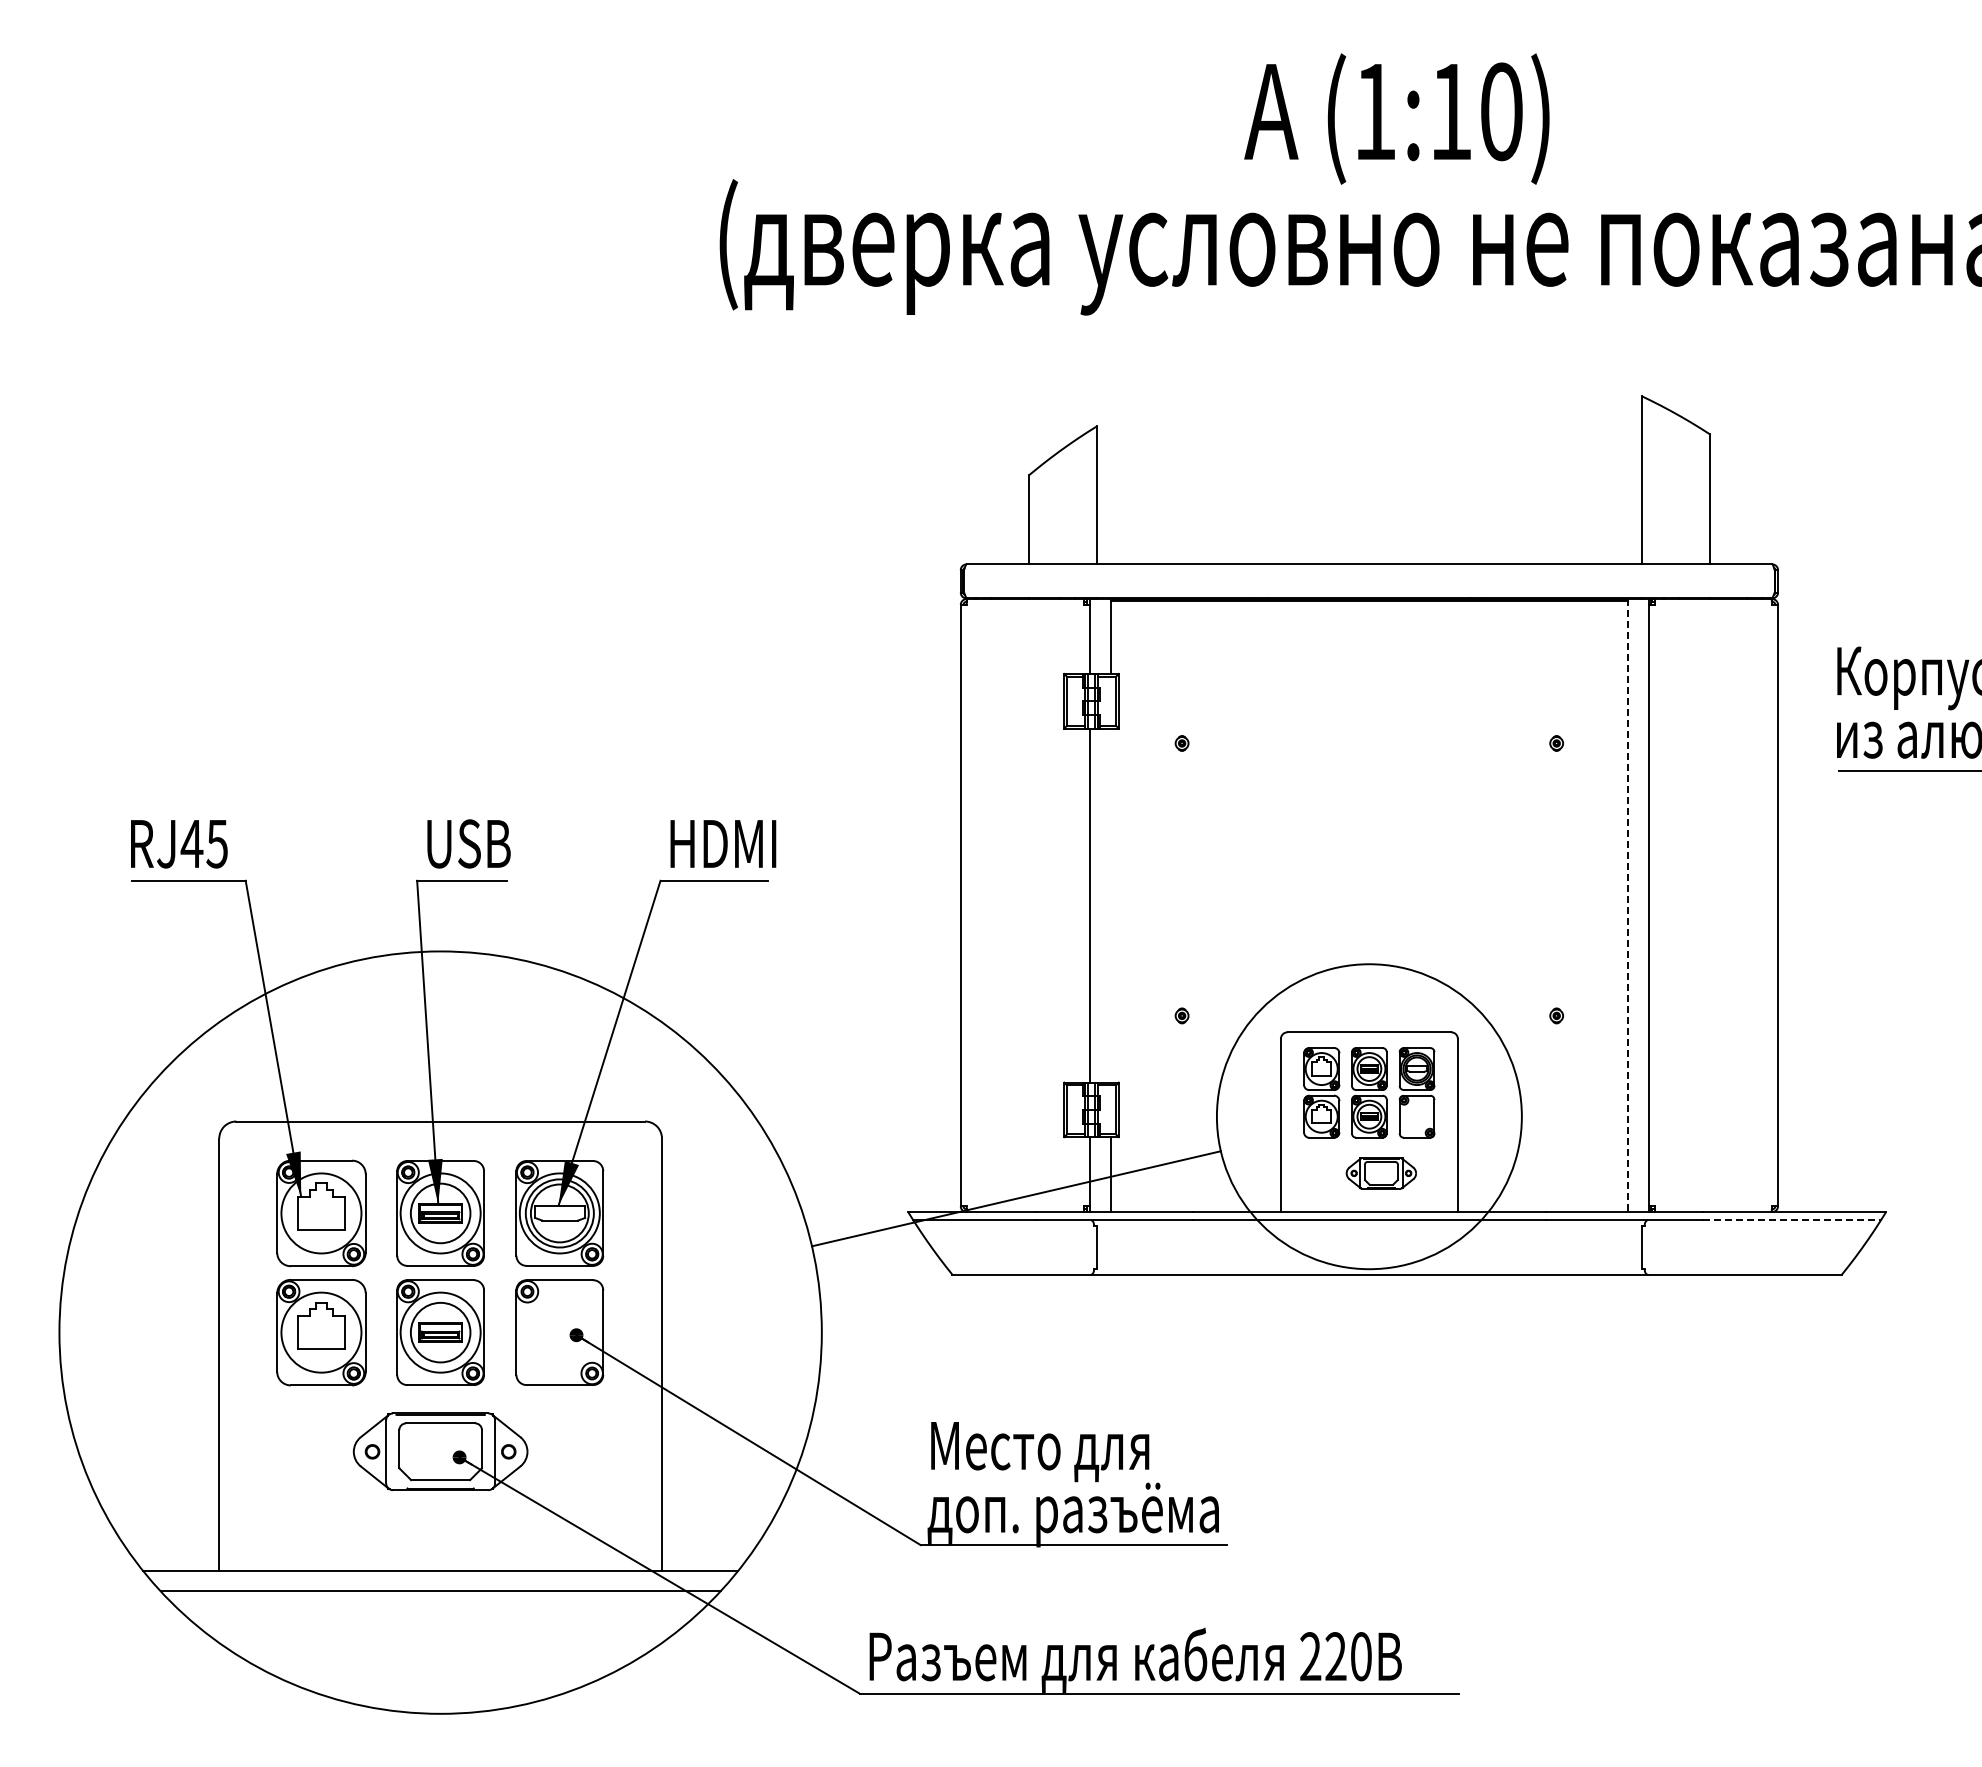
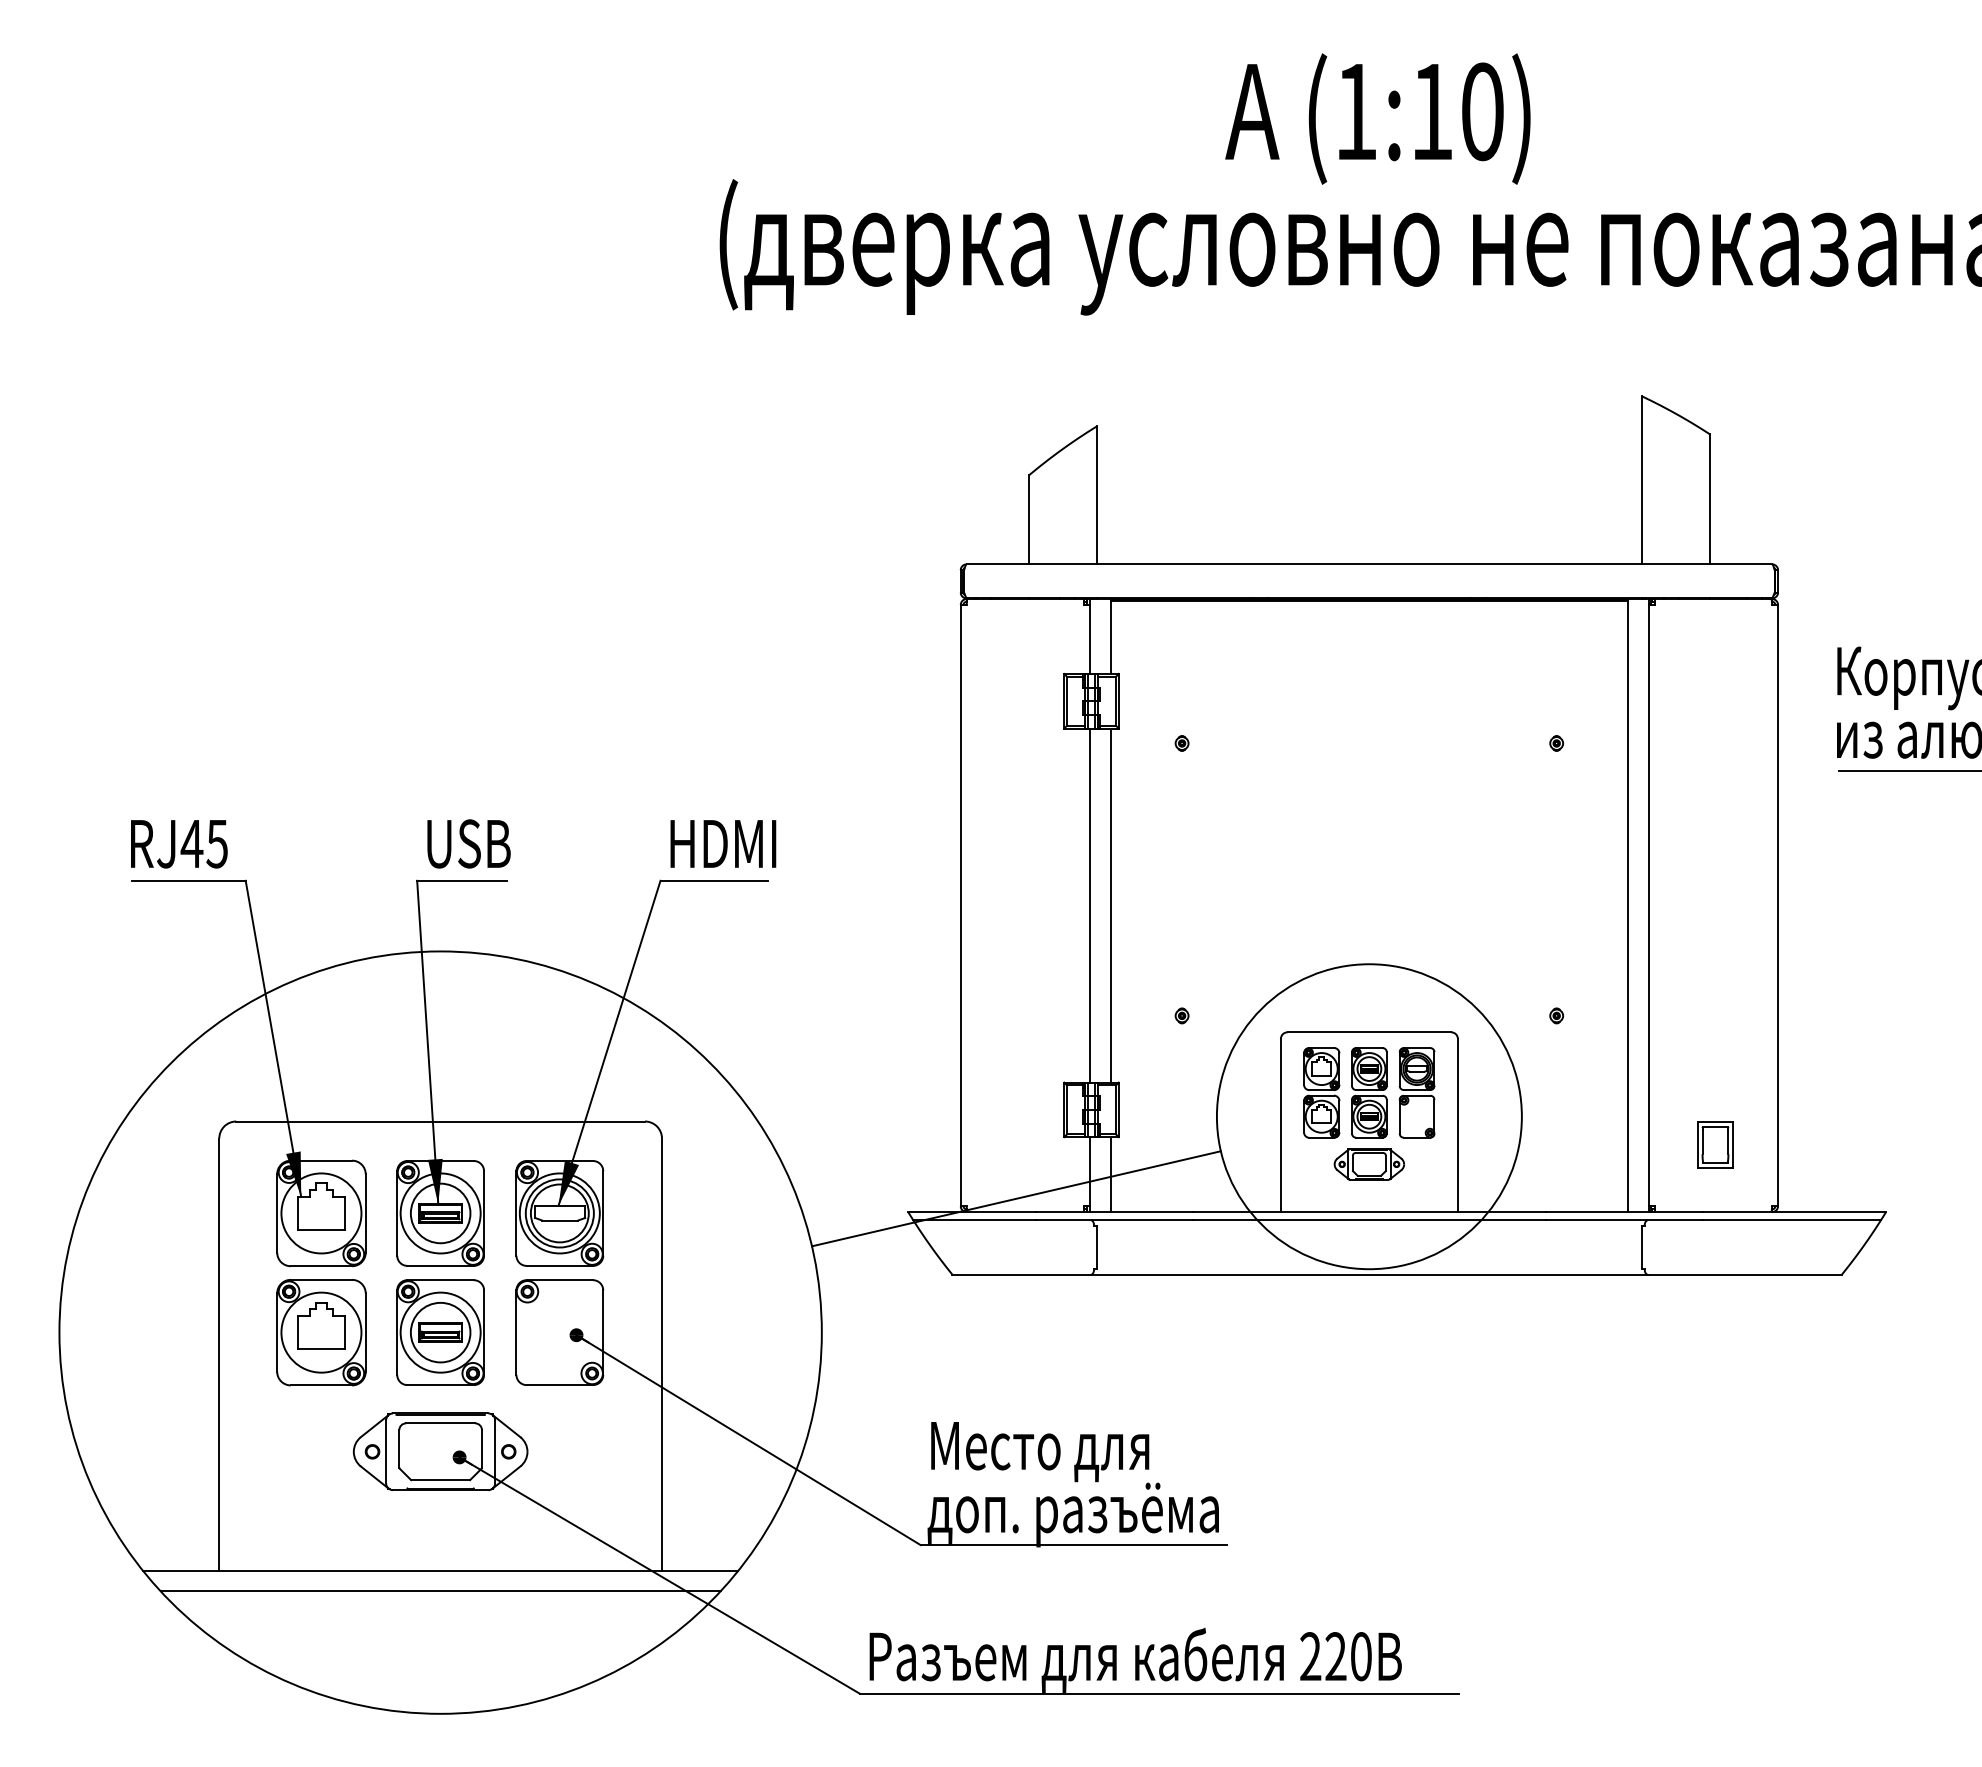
text position: (1396, 118) -> (1377, 118) (1377, 118)
line: none -> present (1110, 905)
line: dashed -> solid (1628, 906)
part: none -> present (1715, 1144)
part position: (1380, 1173) -> (1368, 1164) (1368, 1164)
line: dashed -> solid (1792, 1220)
